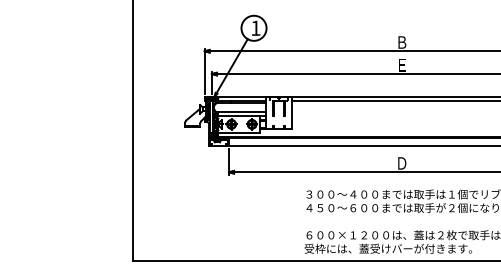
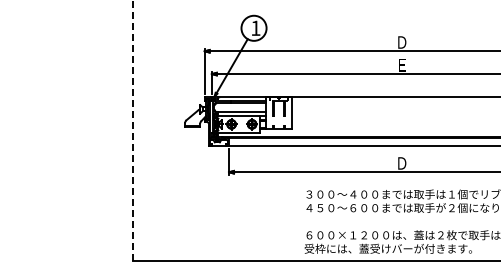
text: Ｂ -> Ｄ (402, 42)
line: present -> none (394, 101)
line: solid -> dashed (133, 130)
